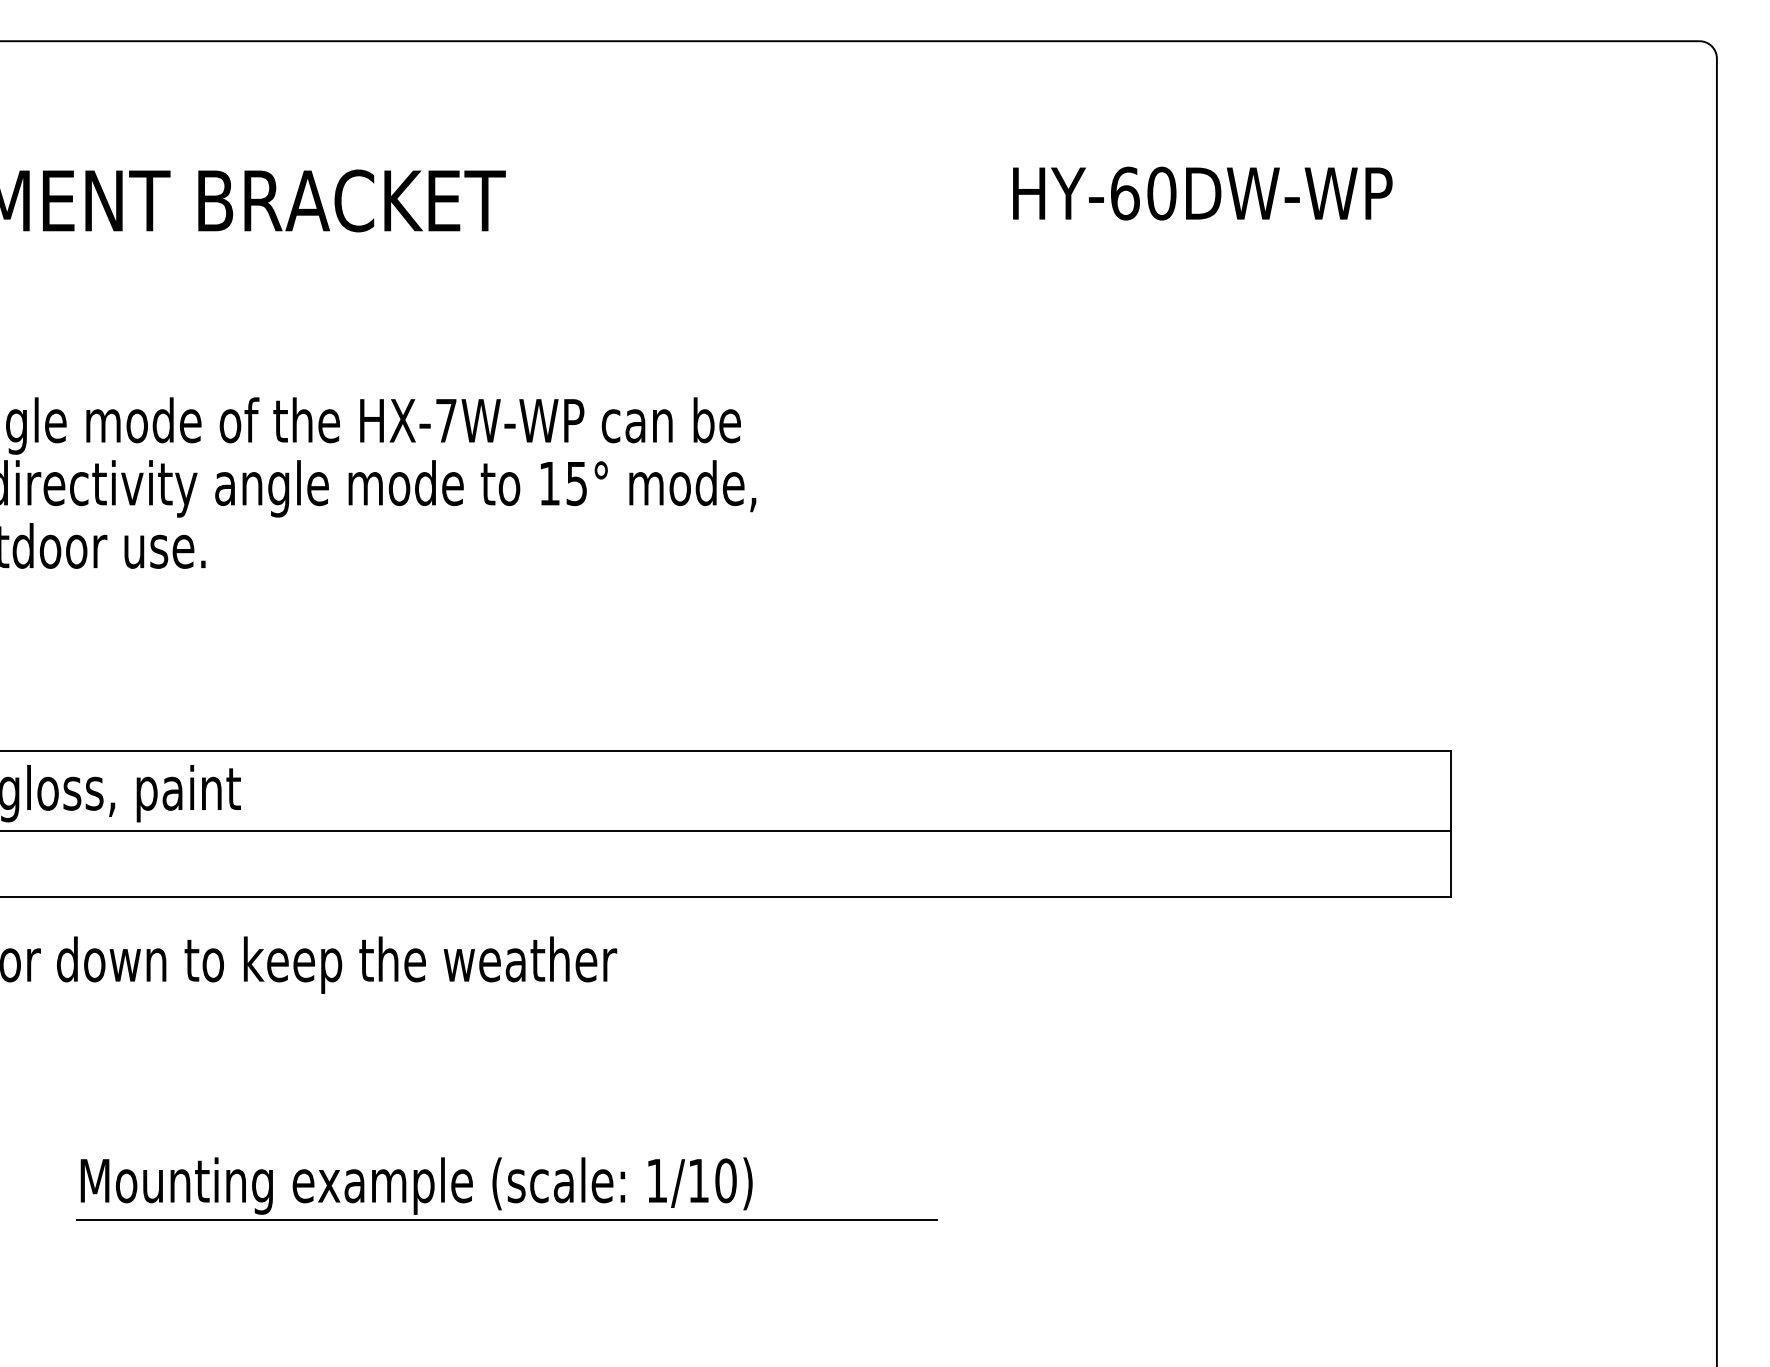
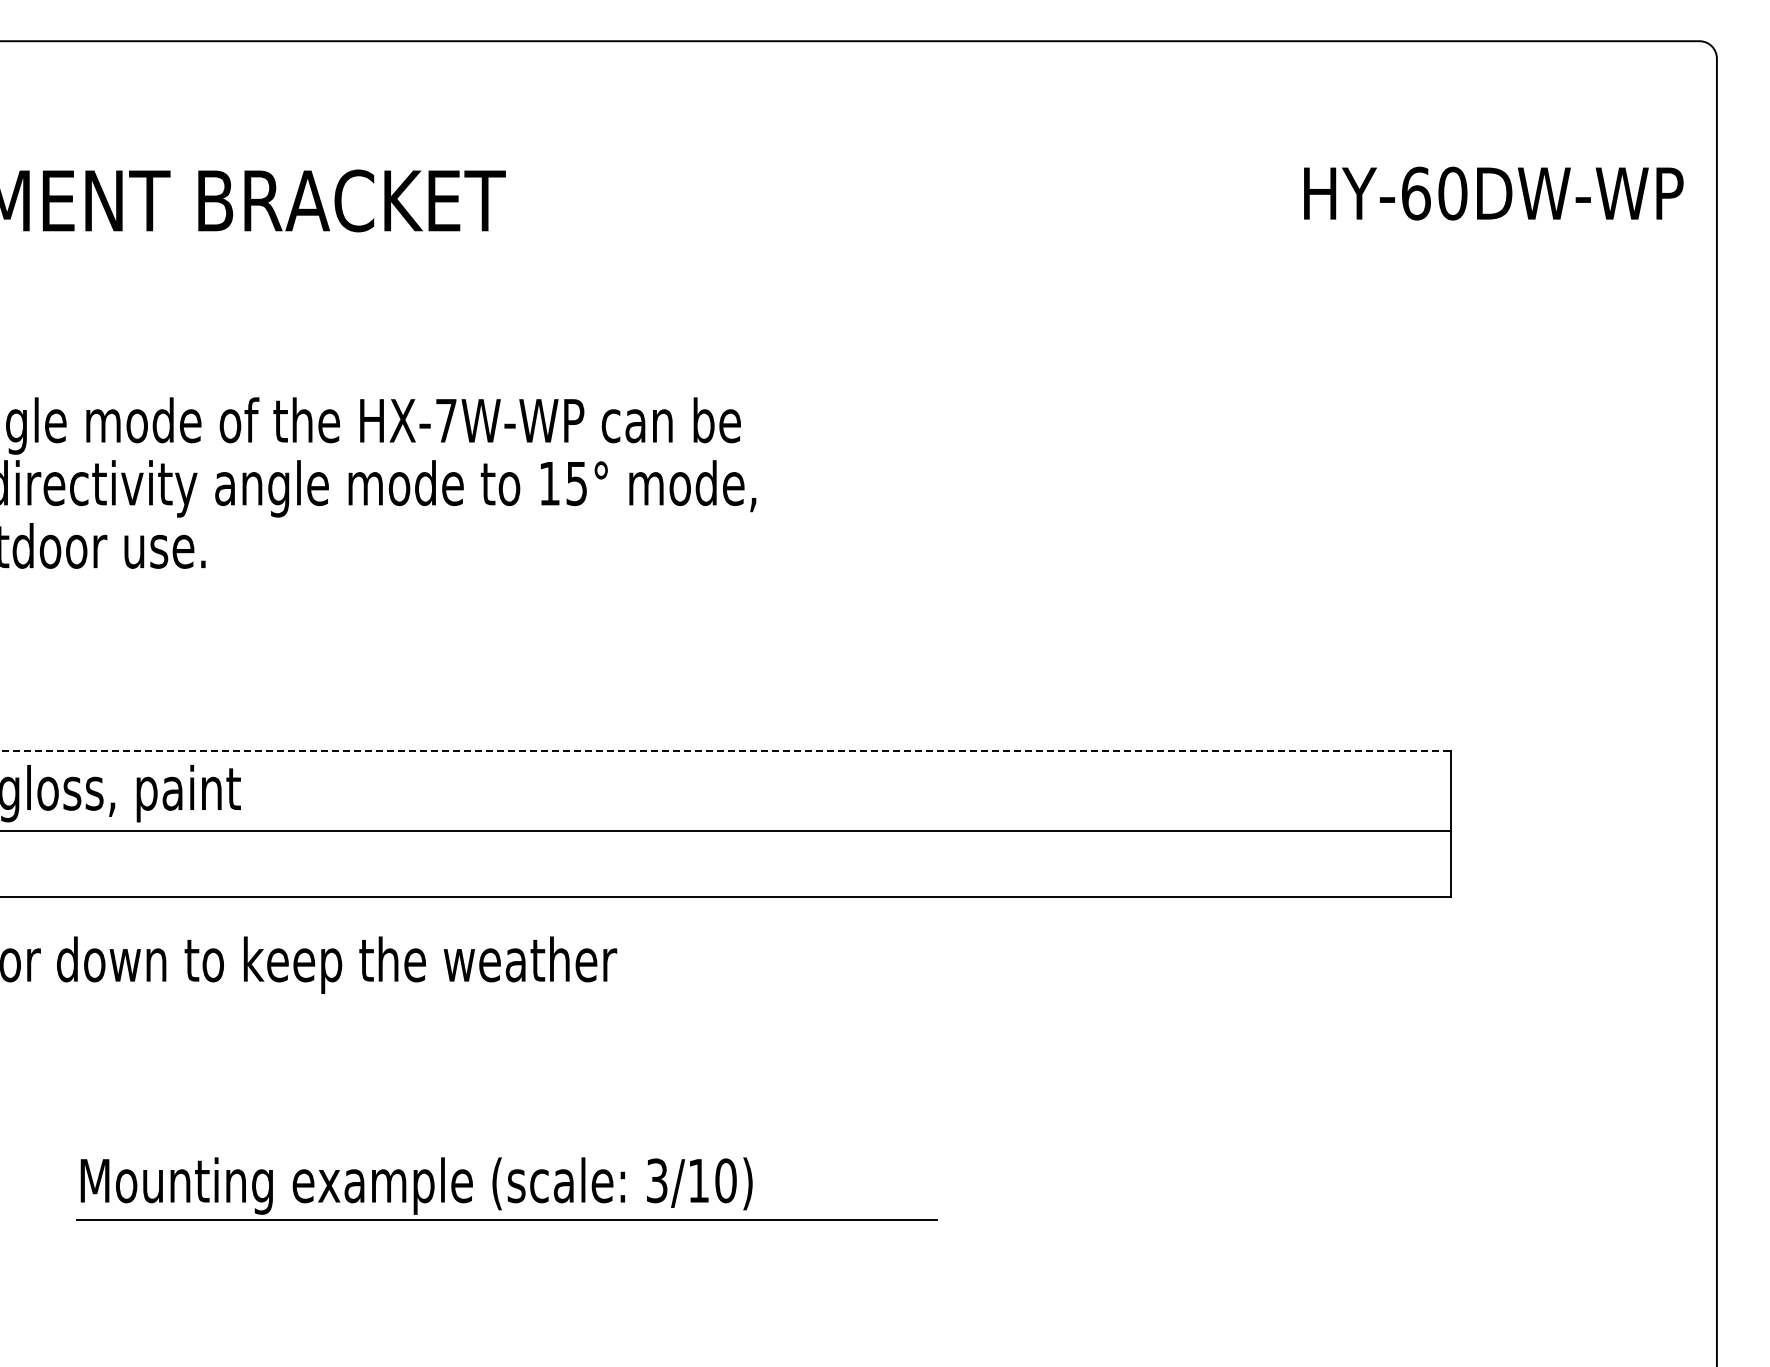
text position: (1202, 193) -> (1493, 193) (1493, 193)
line: solid -> dashed (726, 751)
text: 1/10) -> 3/10) (657, 1180)
